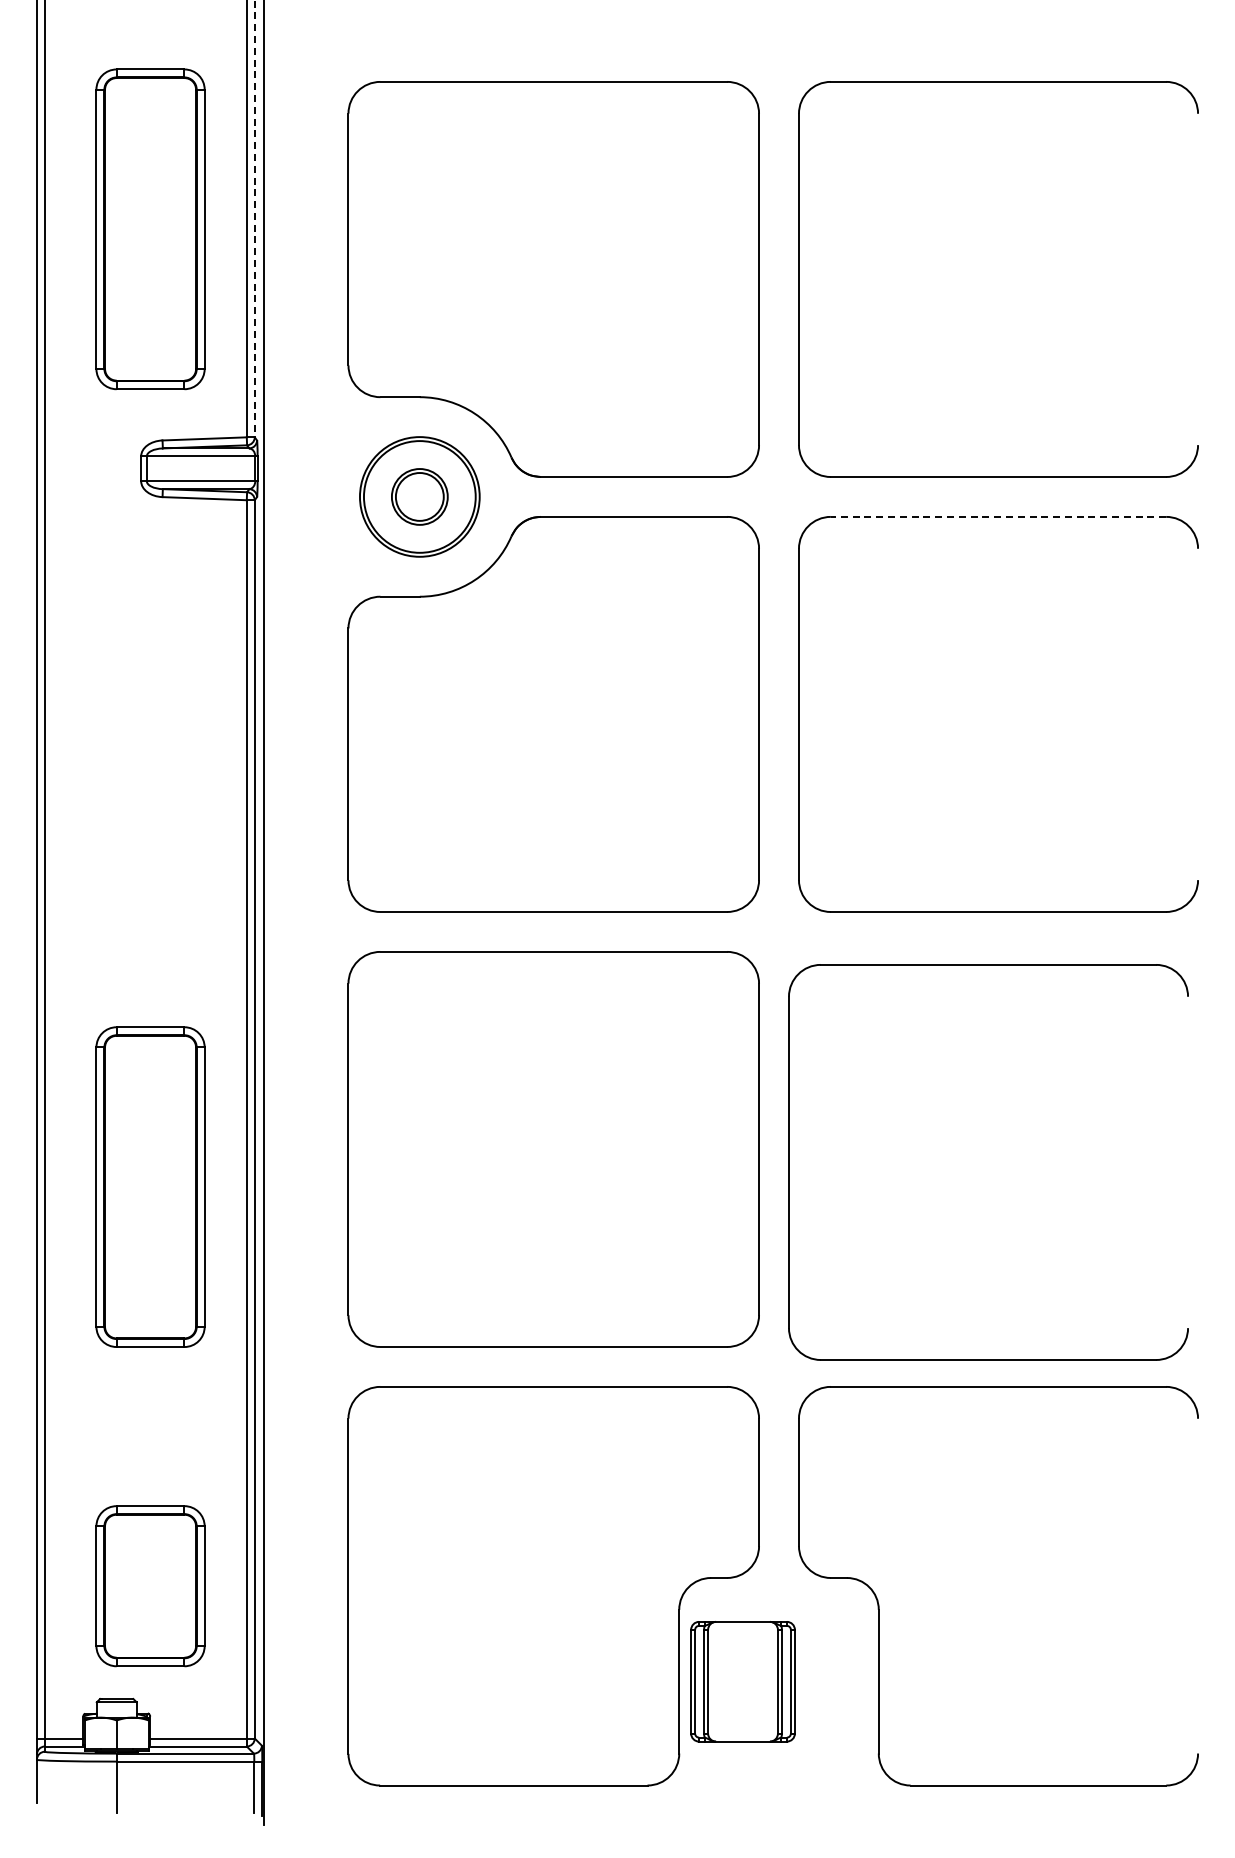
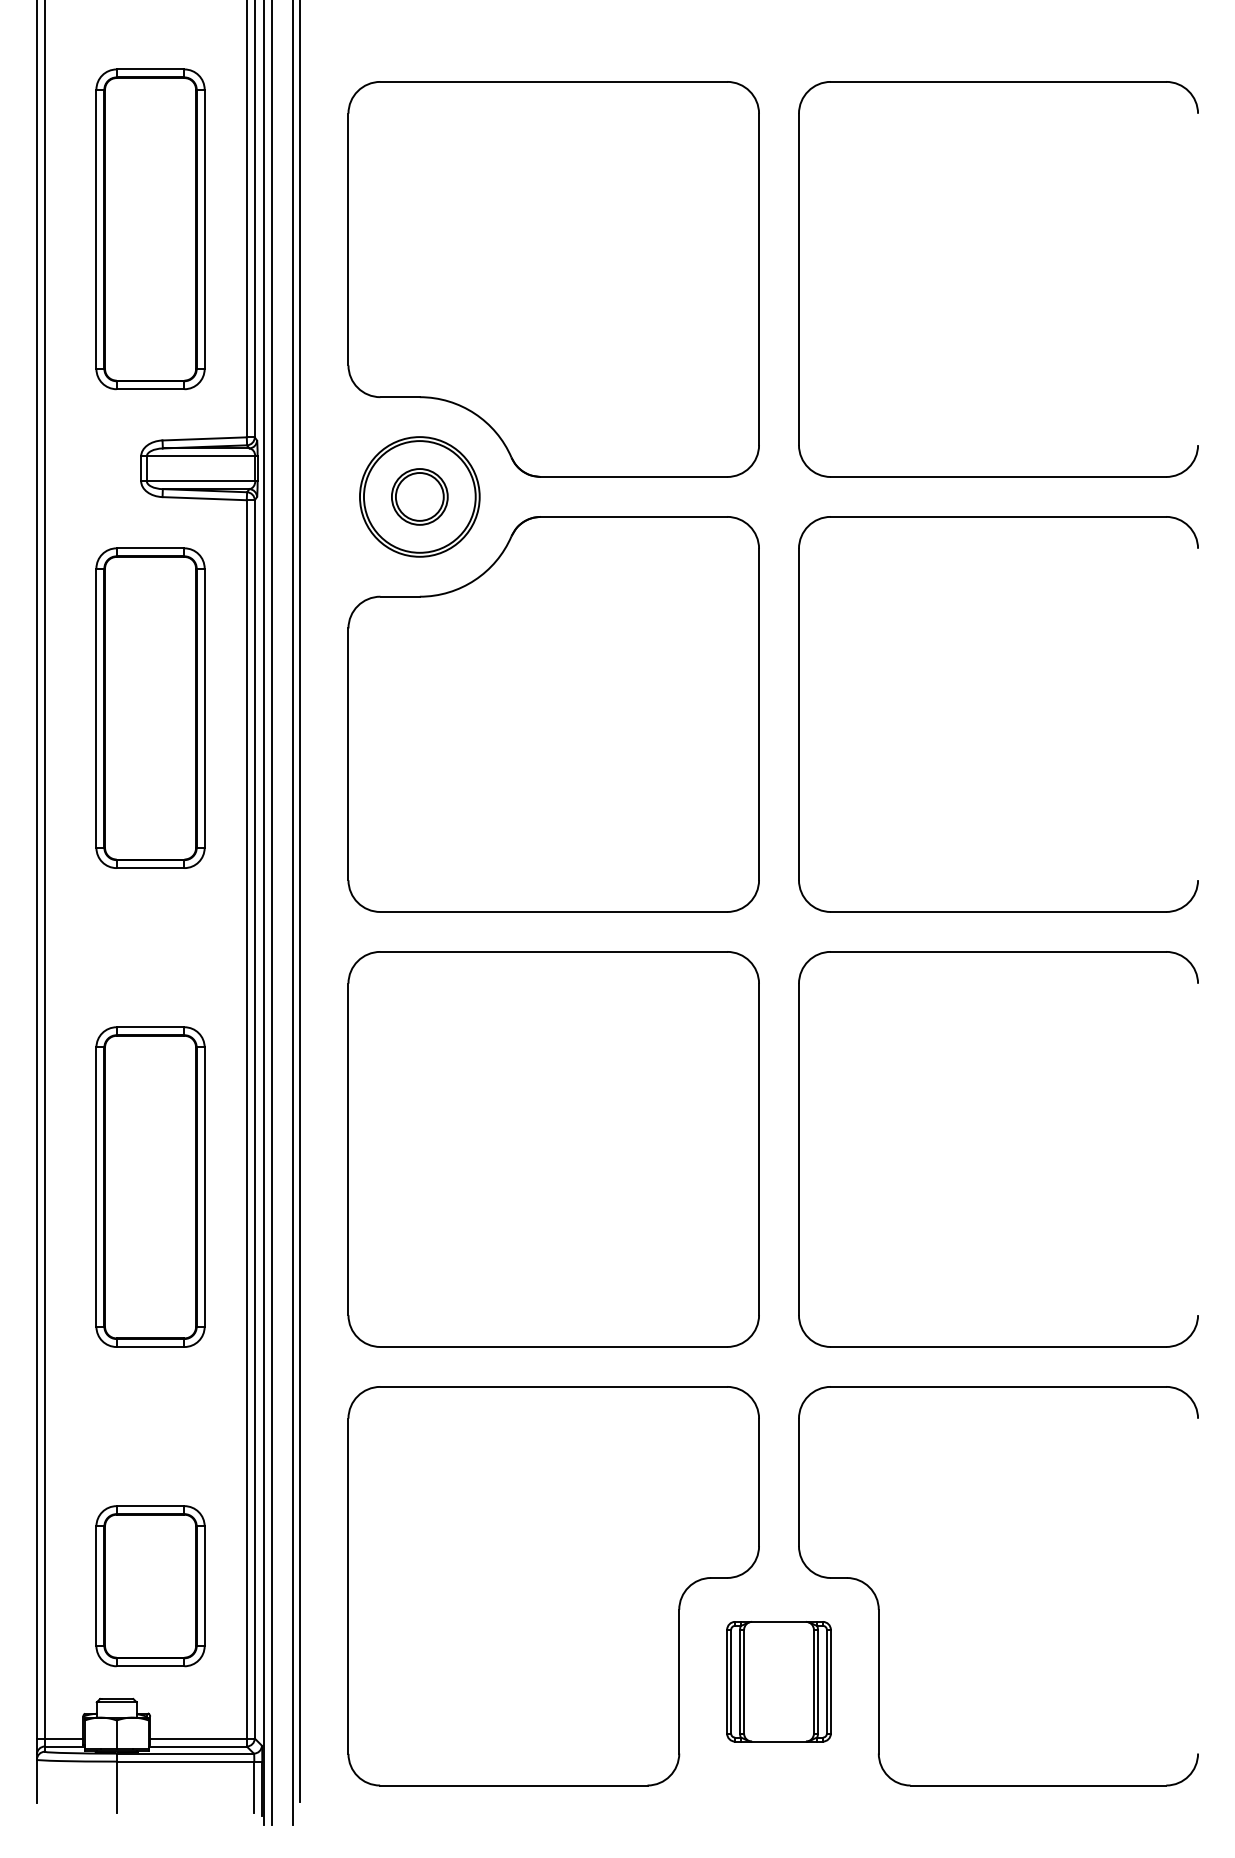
line: dashed -> solid (254, 219)
line: dashed -> solid (998, 516)
part: none -> present (150, 707)
line: none -> present (300, 902)
line: none -> present (271, 913)
line: none -> present (293, 913)
part position: (988, 965) -> (998, 952) (998, 952)
part position: (742, 1681) -> (778, 1681) (778, 1681)
